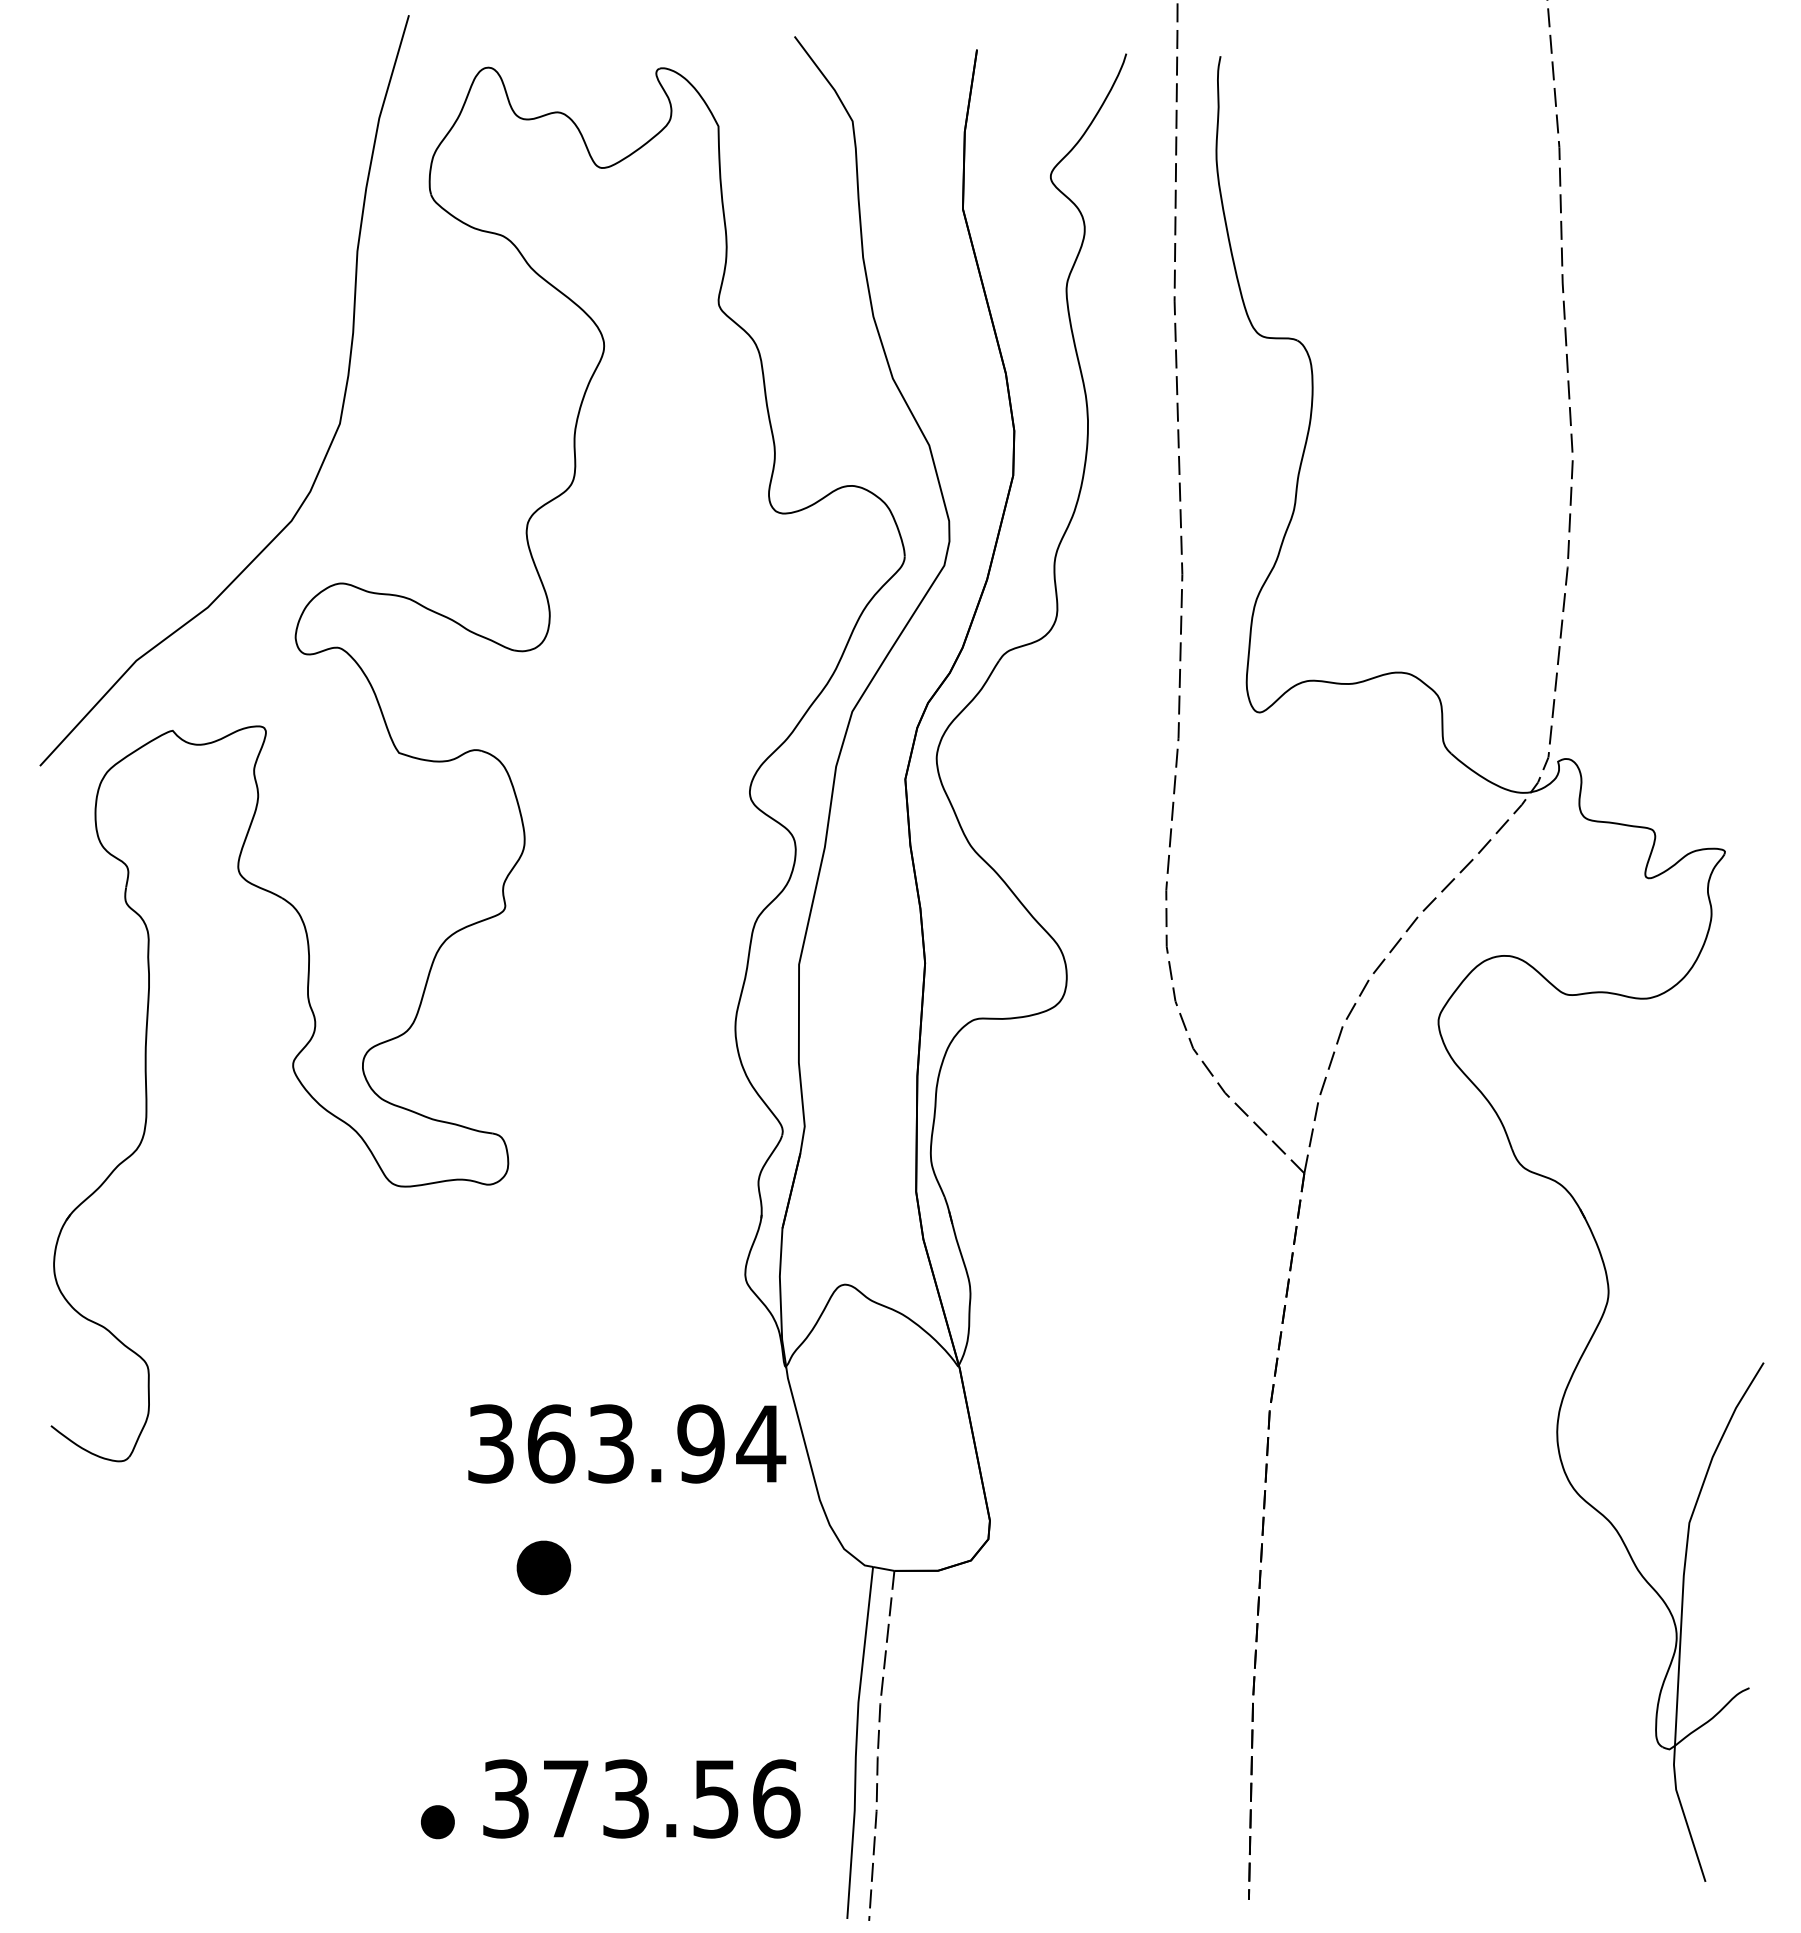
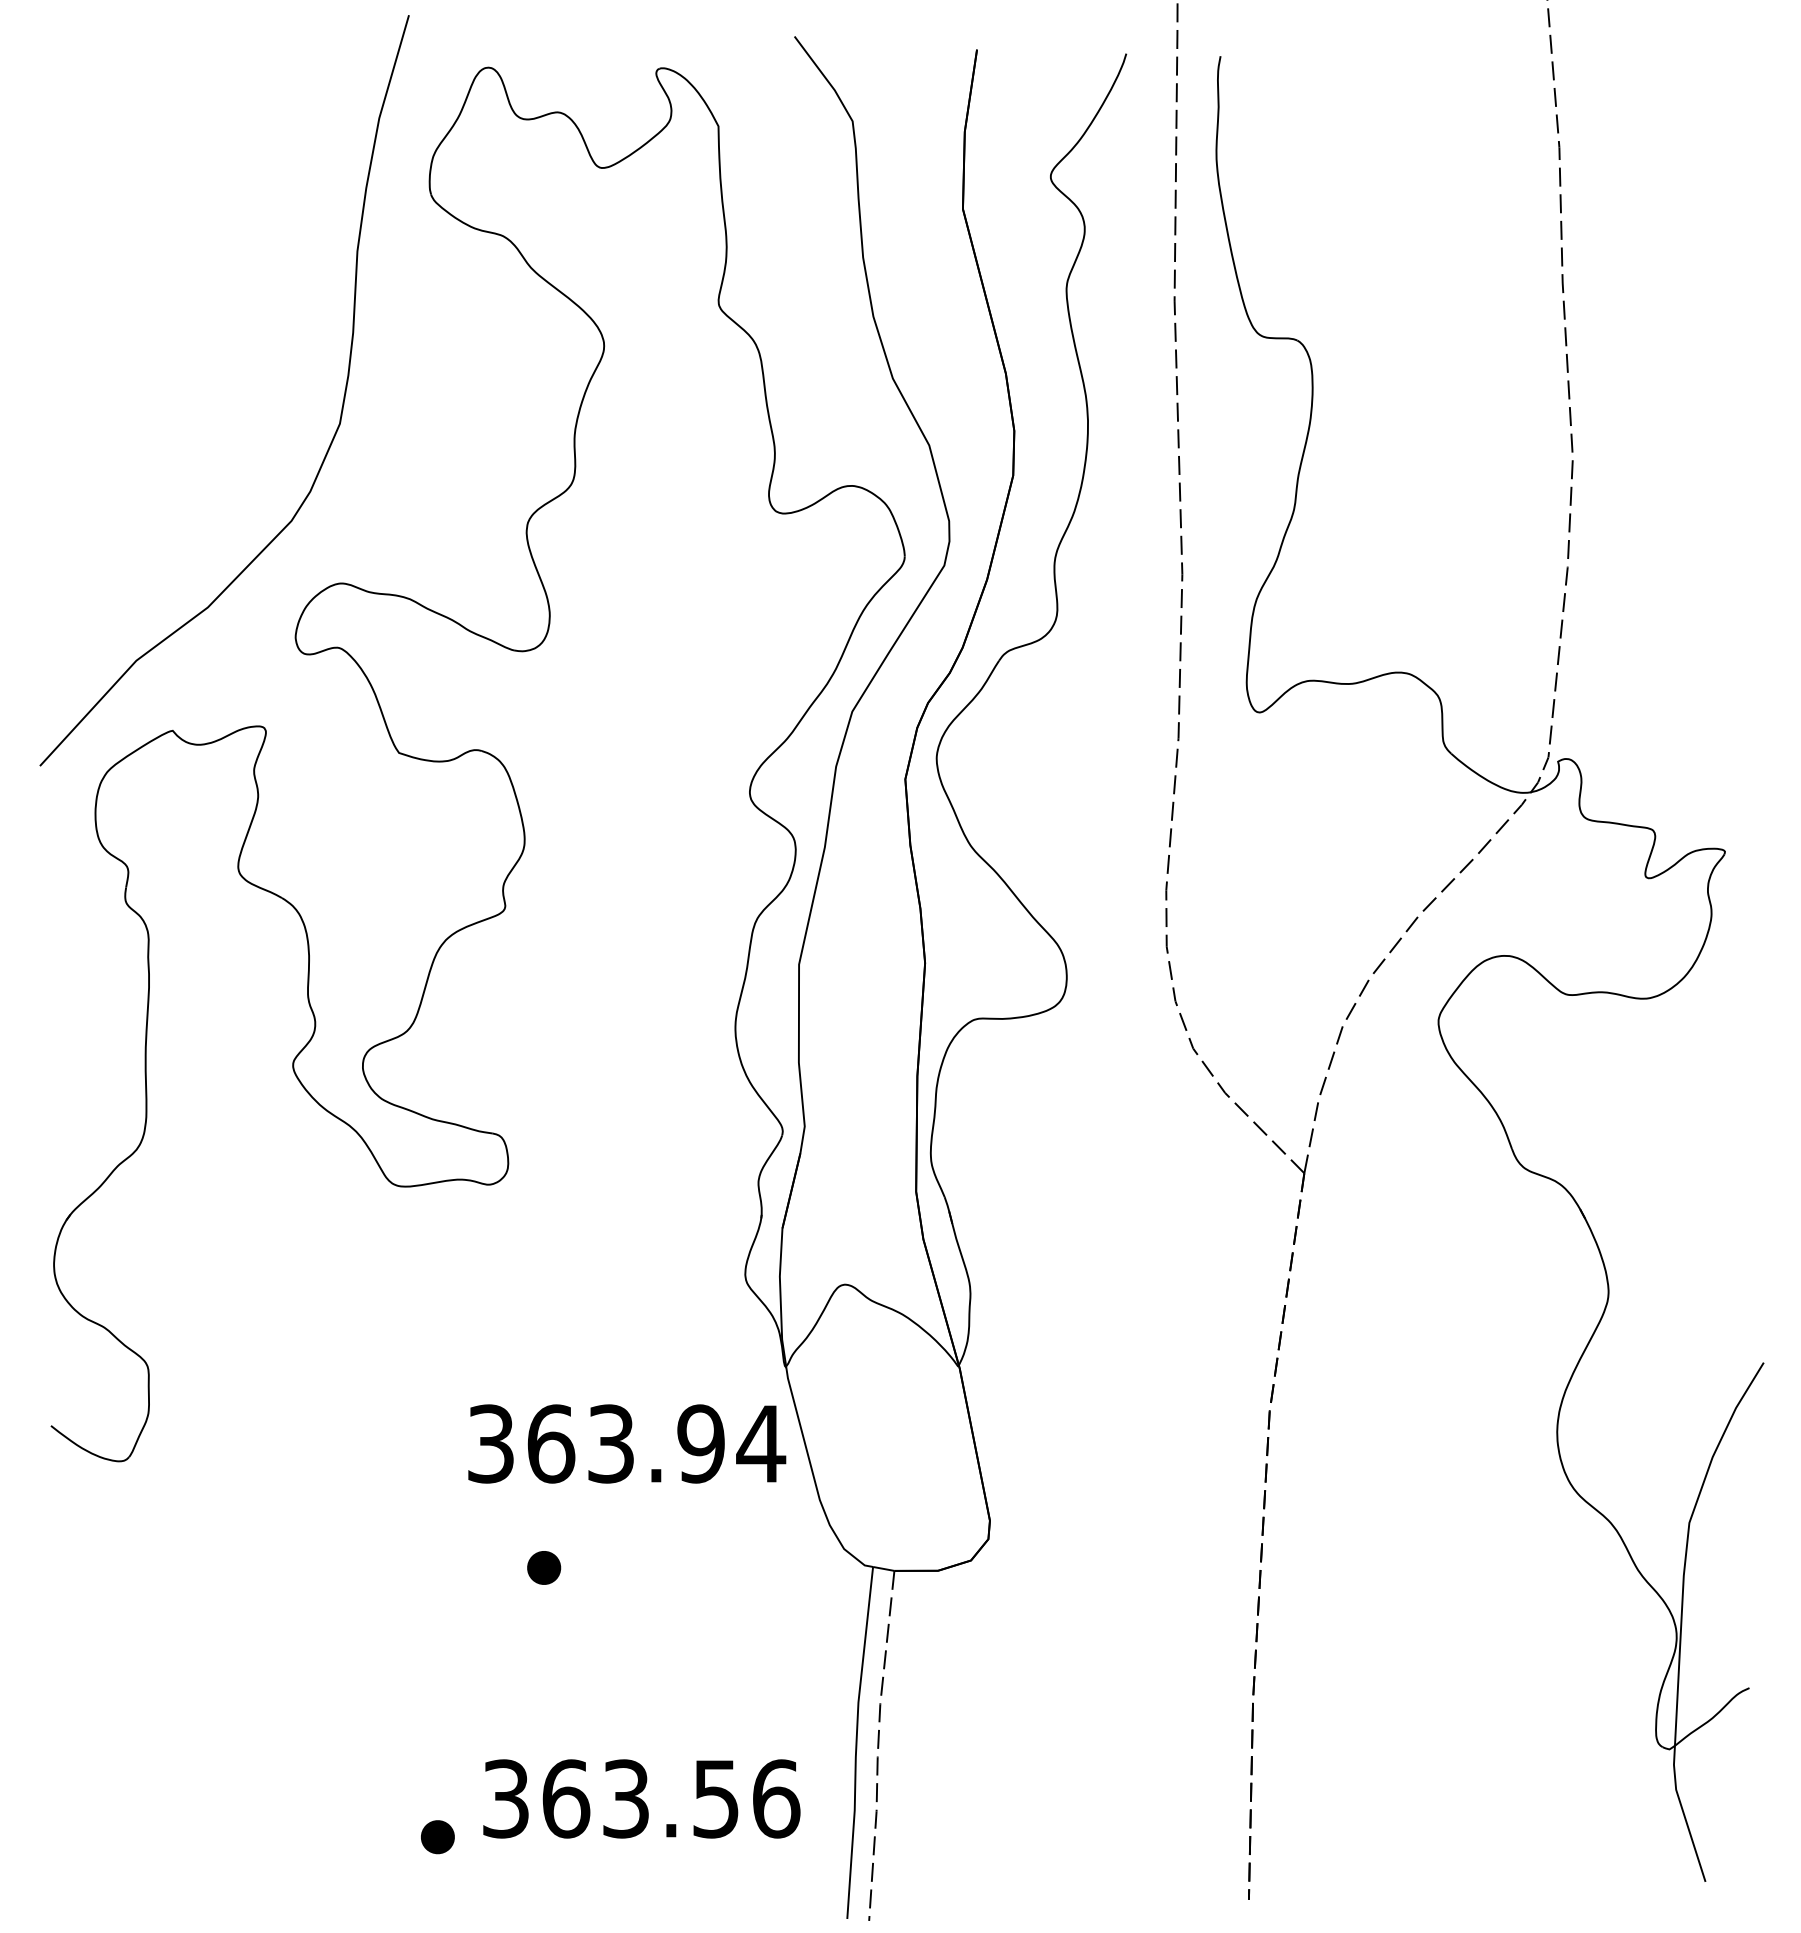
part size: 56x56 px -> 35x34 px (544, 1567)
text: 373.56 -> 363.56 (566, 1798)
part position: (437, 1822) -> (437, 1837) (437, 1837)
